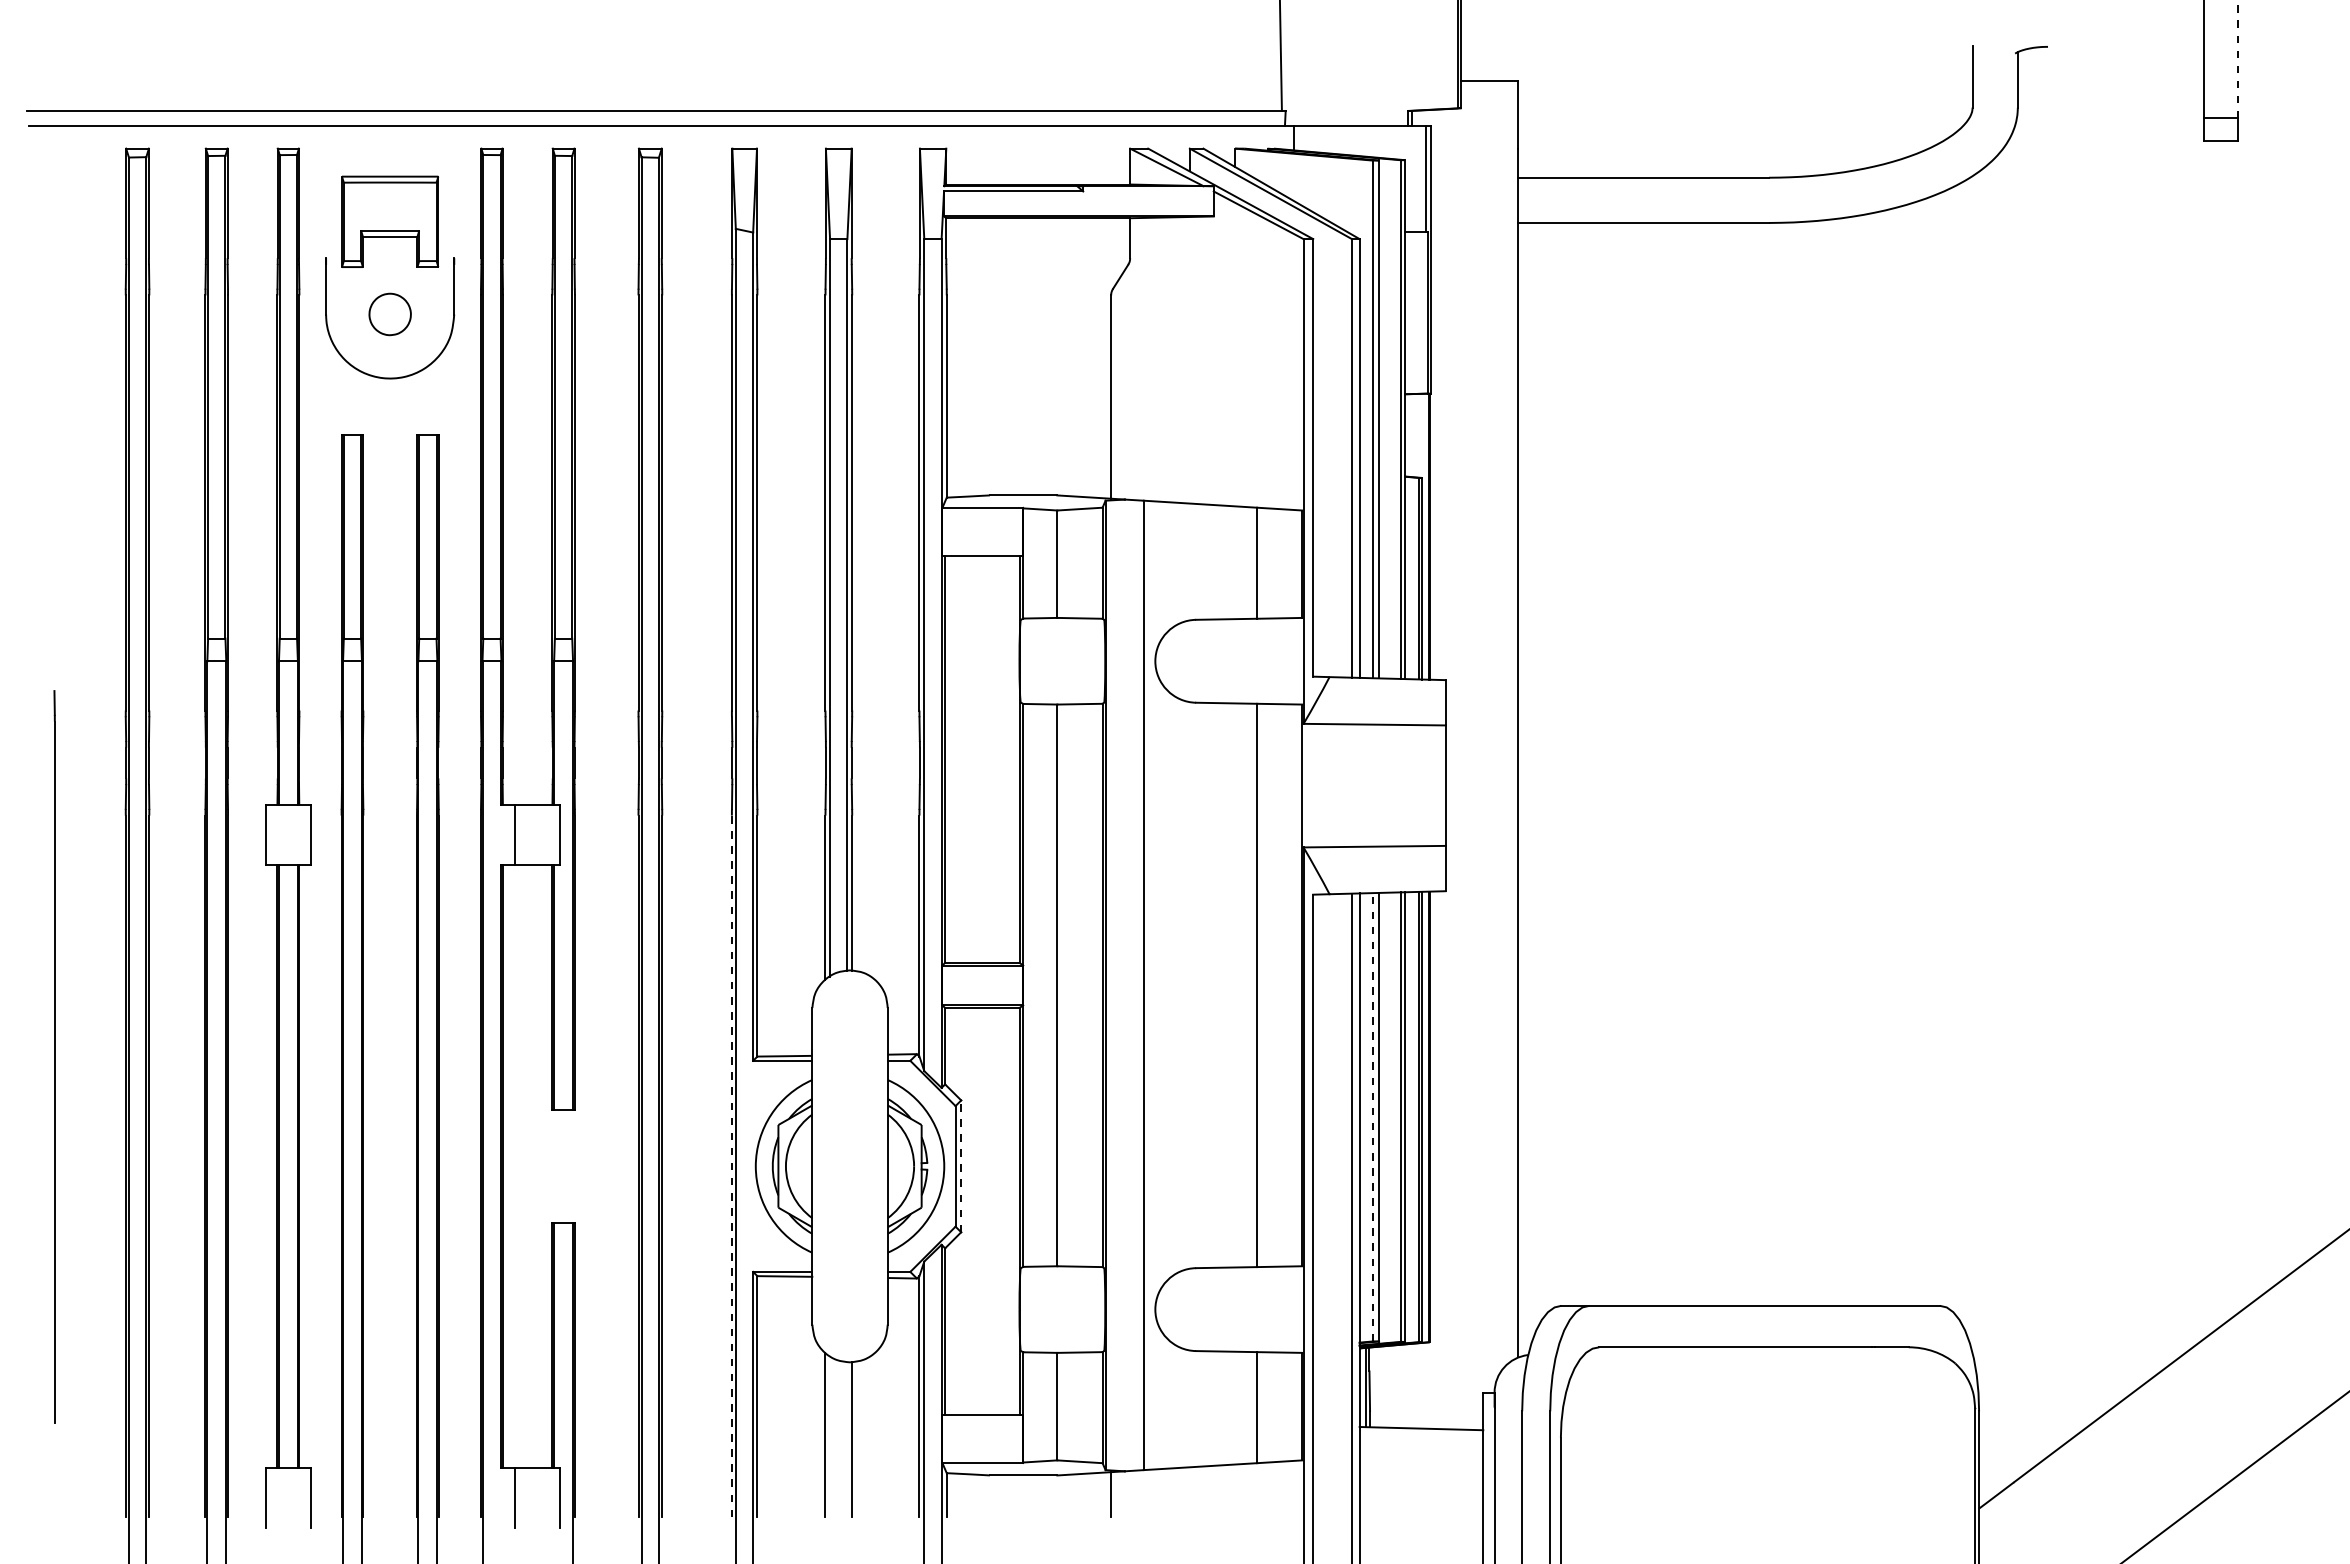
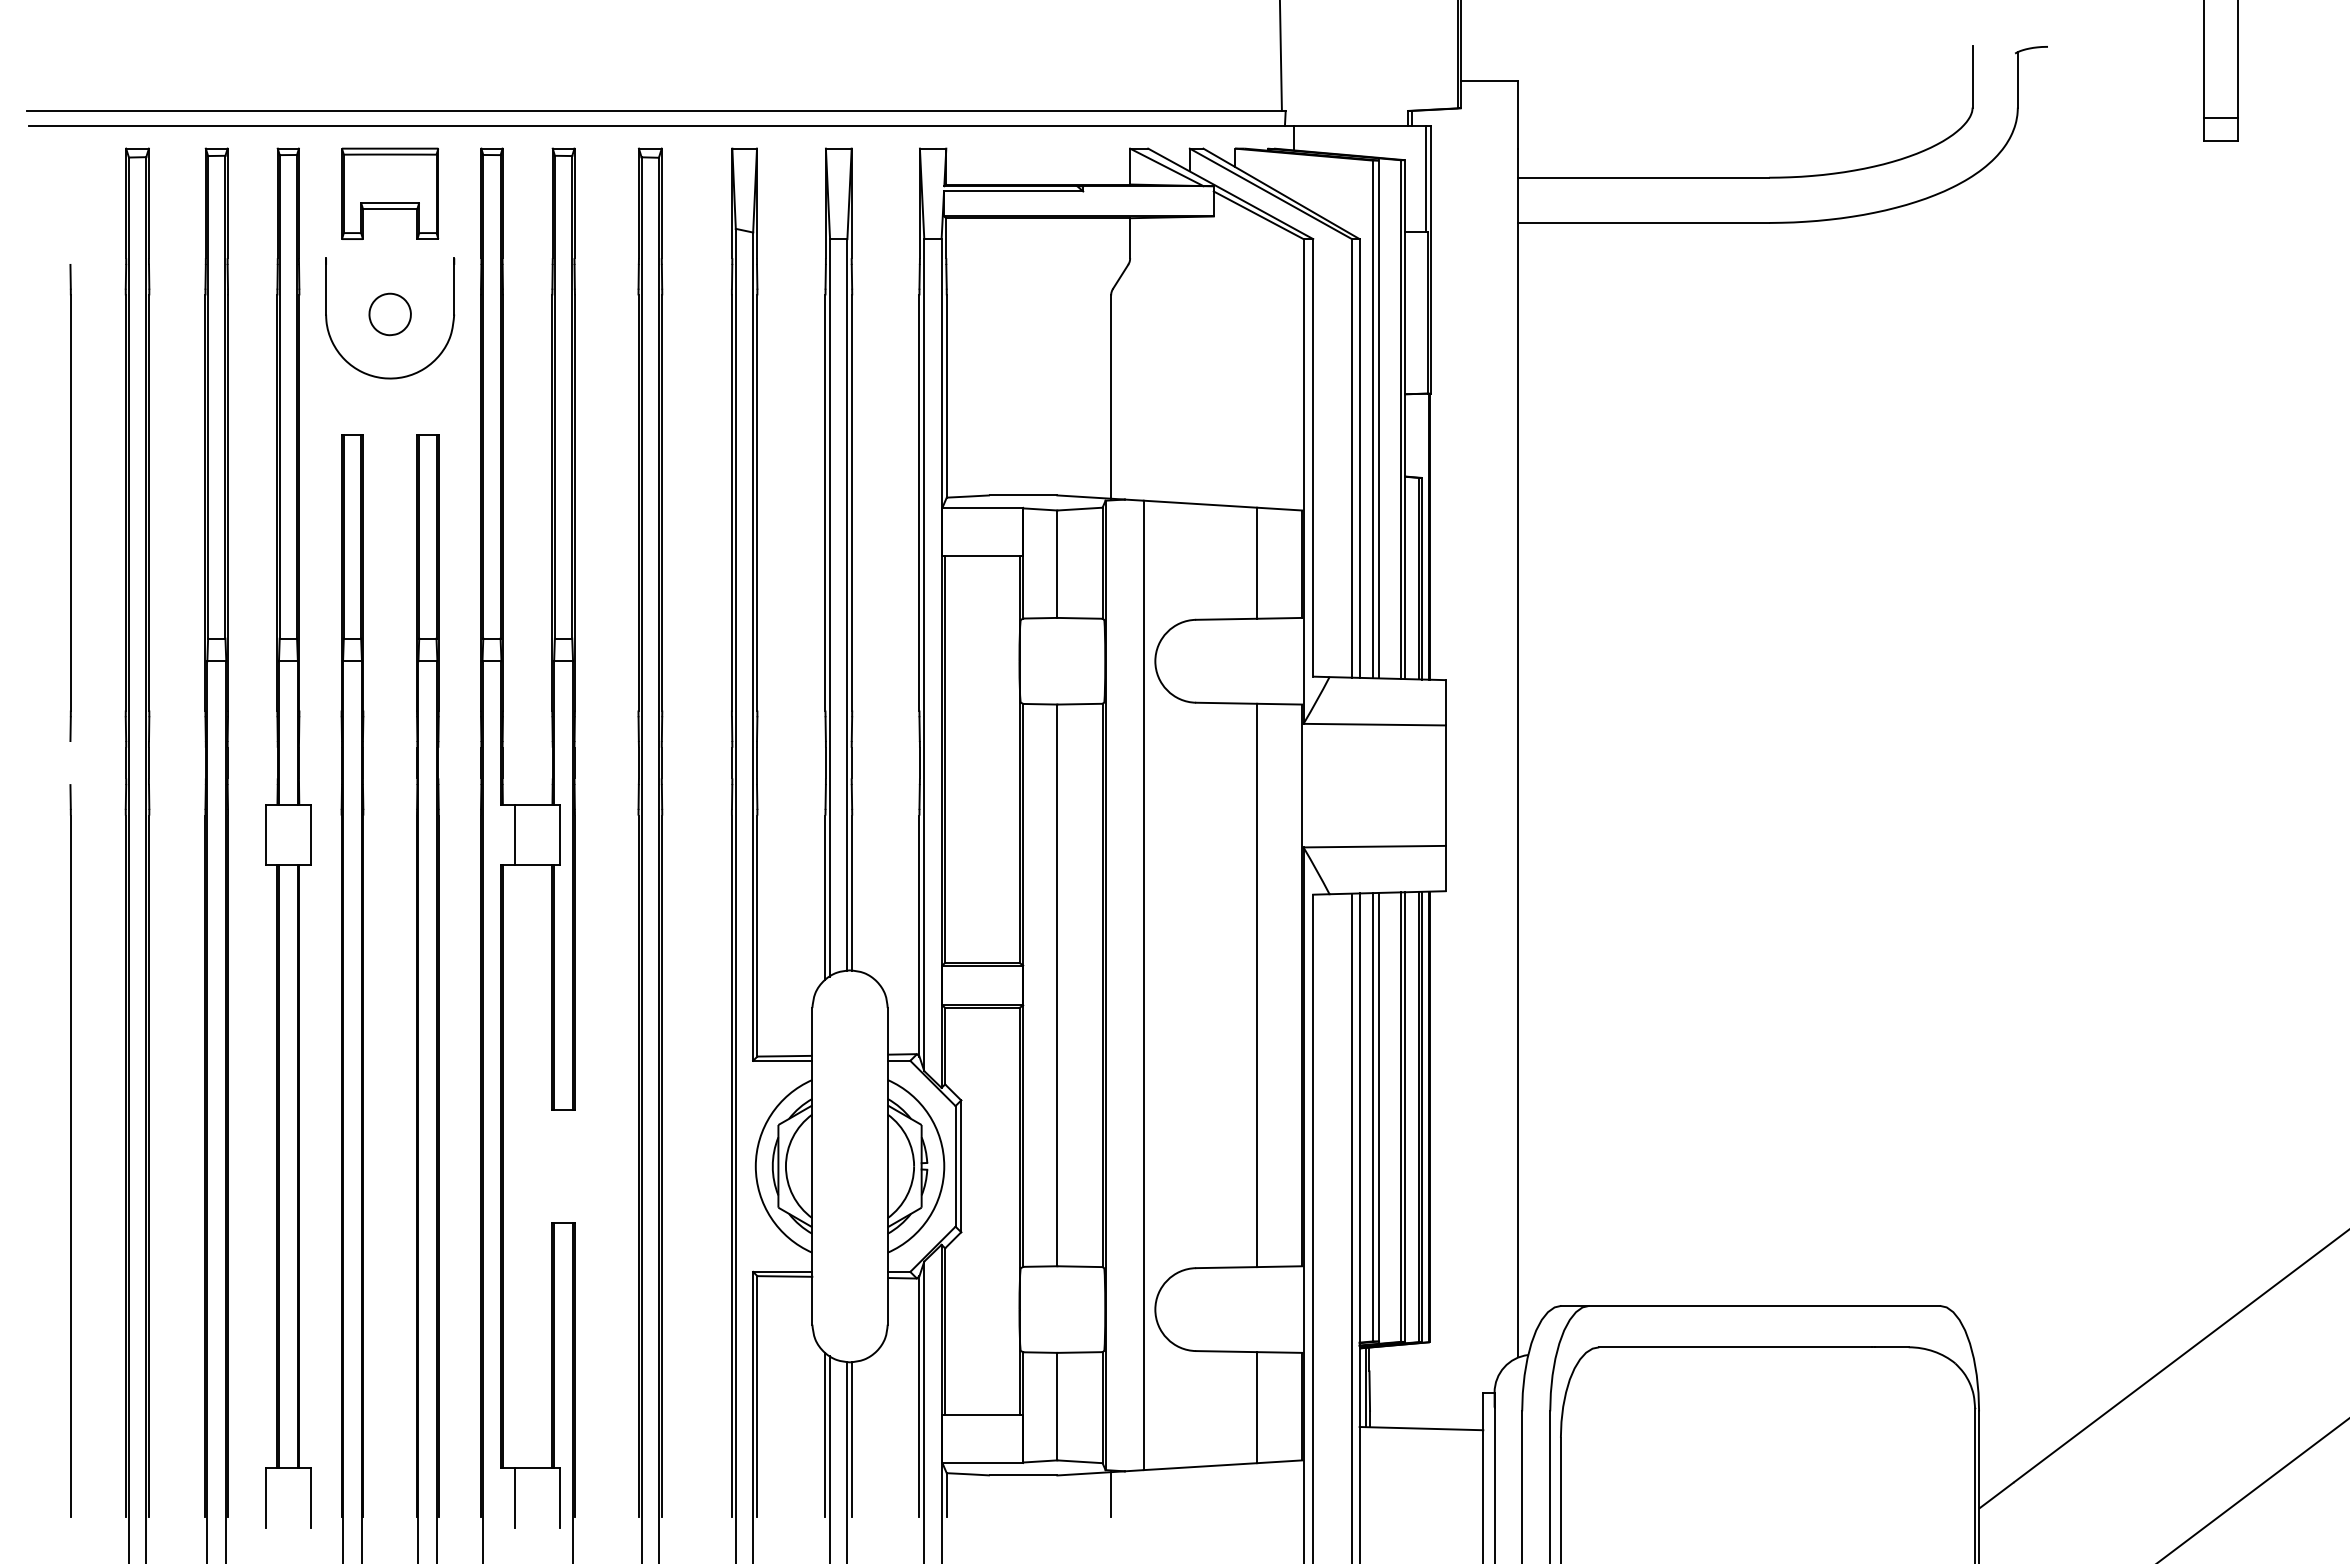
line: dashed -> solid (2238, 59)
part position: (390, 221) -> (390, 193) (390, 193)
line: none -> present (70, 502)
line position: (54, 1056) -> (70, 1150) (70, 1150)
line: dashed -> solid (1373, 1116)
line: dashed -> solid (731, 1166)
line: dashed -> solid (961, 1166)
line: none -> present (830, 1457)
line: none -> present (847, 1460)
line position: (2235, 1476) -> (2253, 1490) (2253, 1490)
